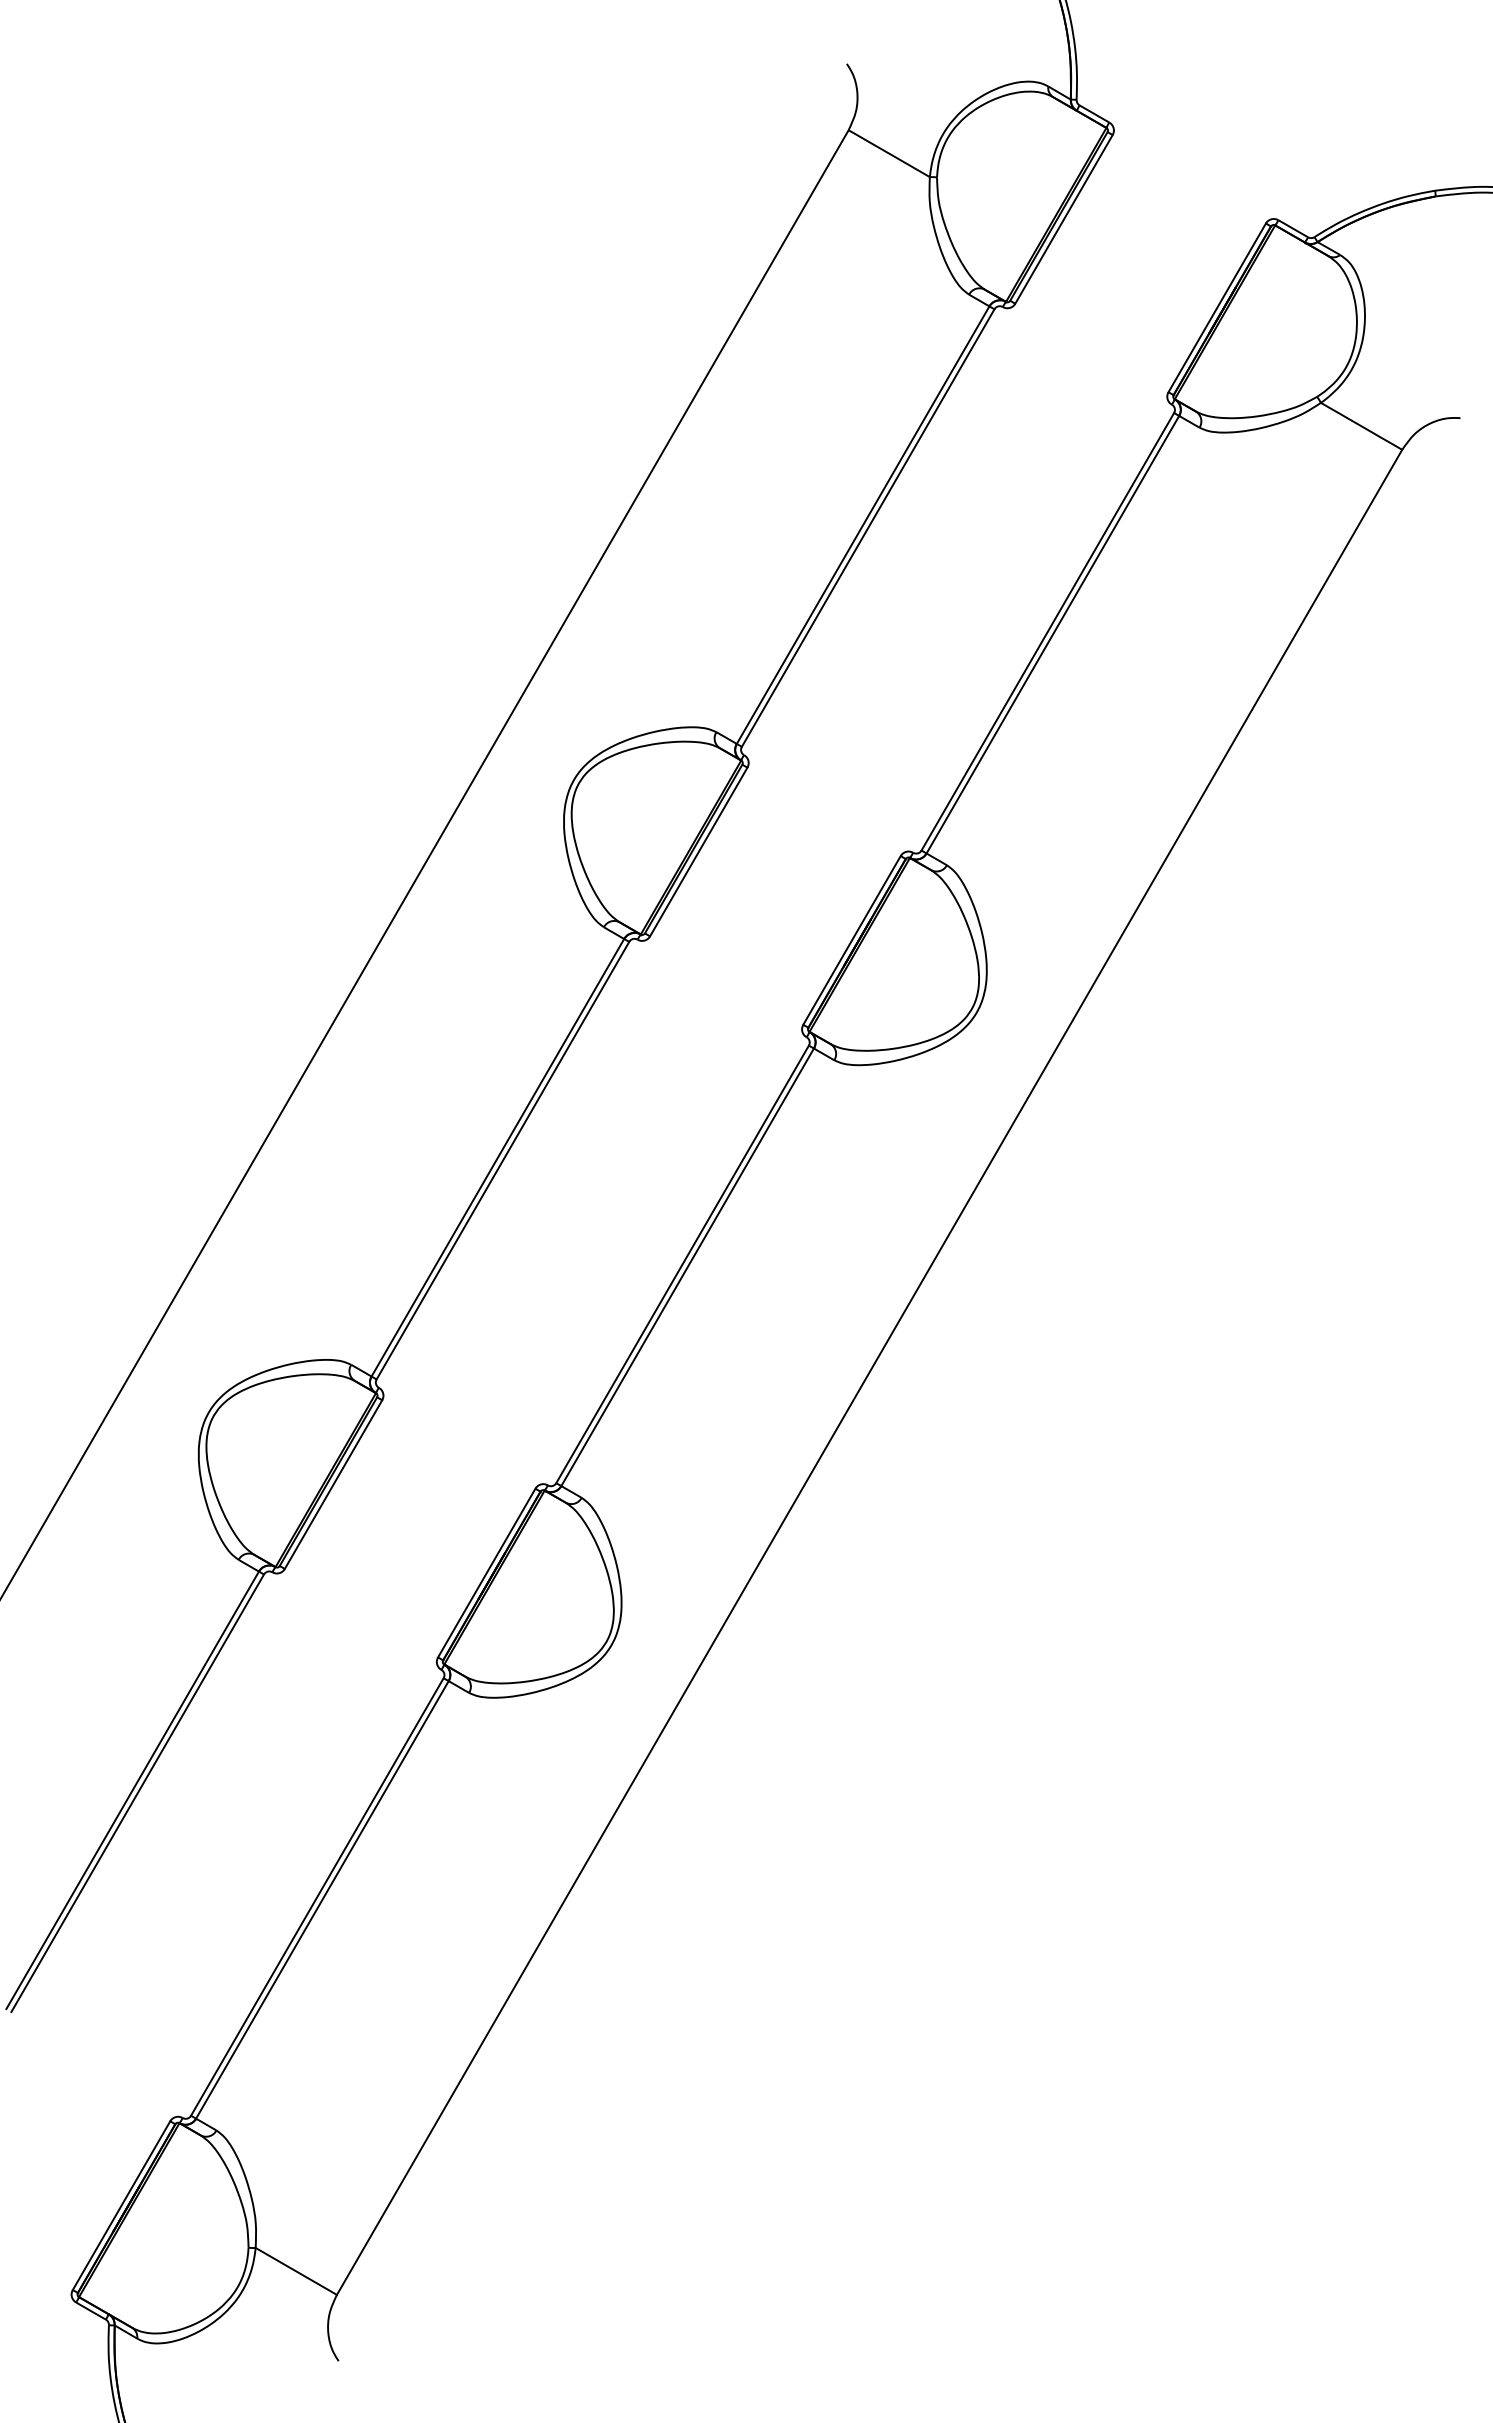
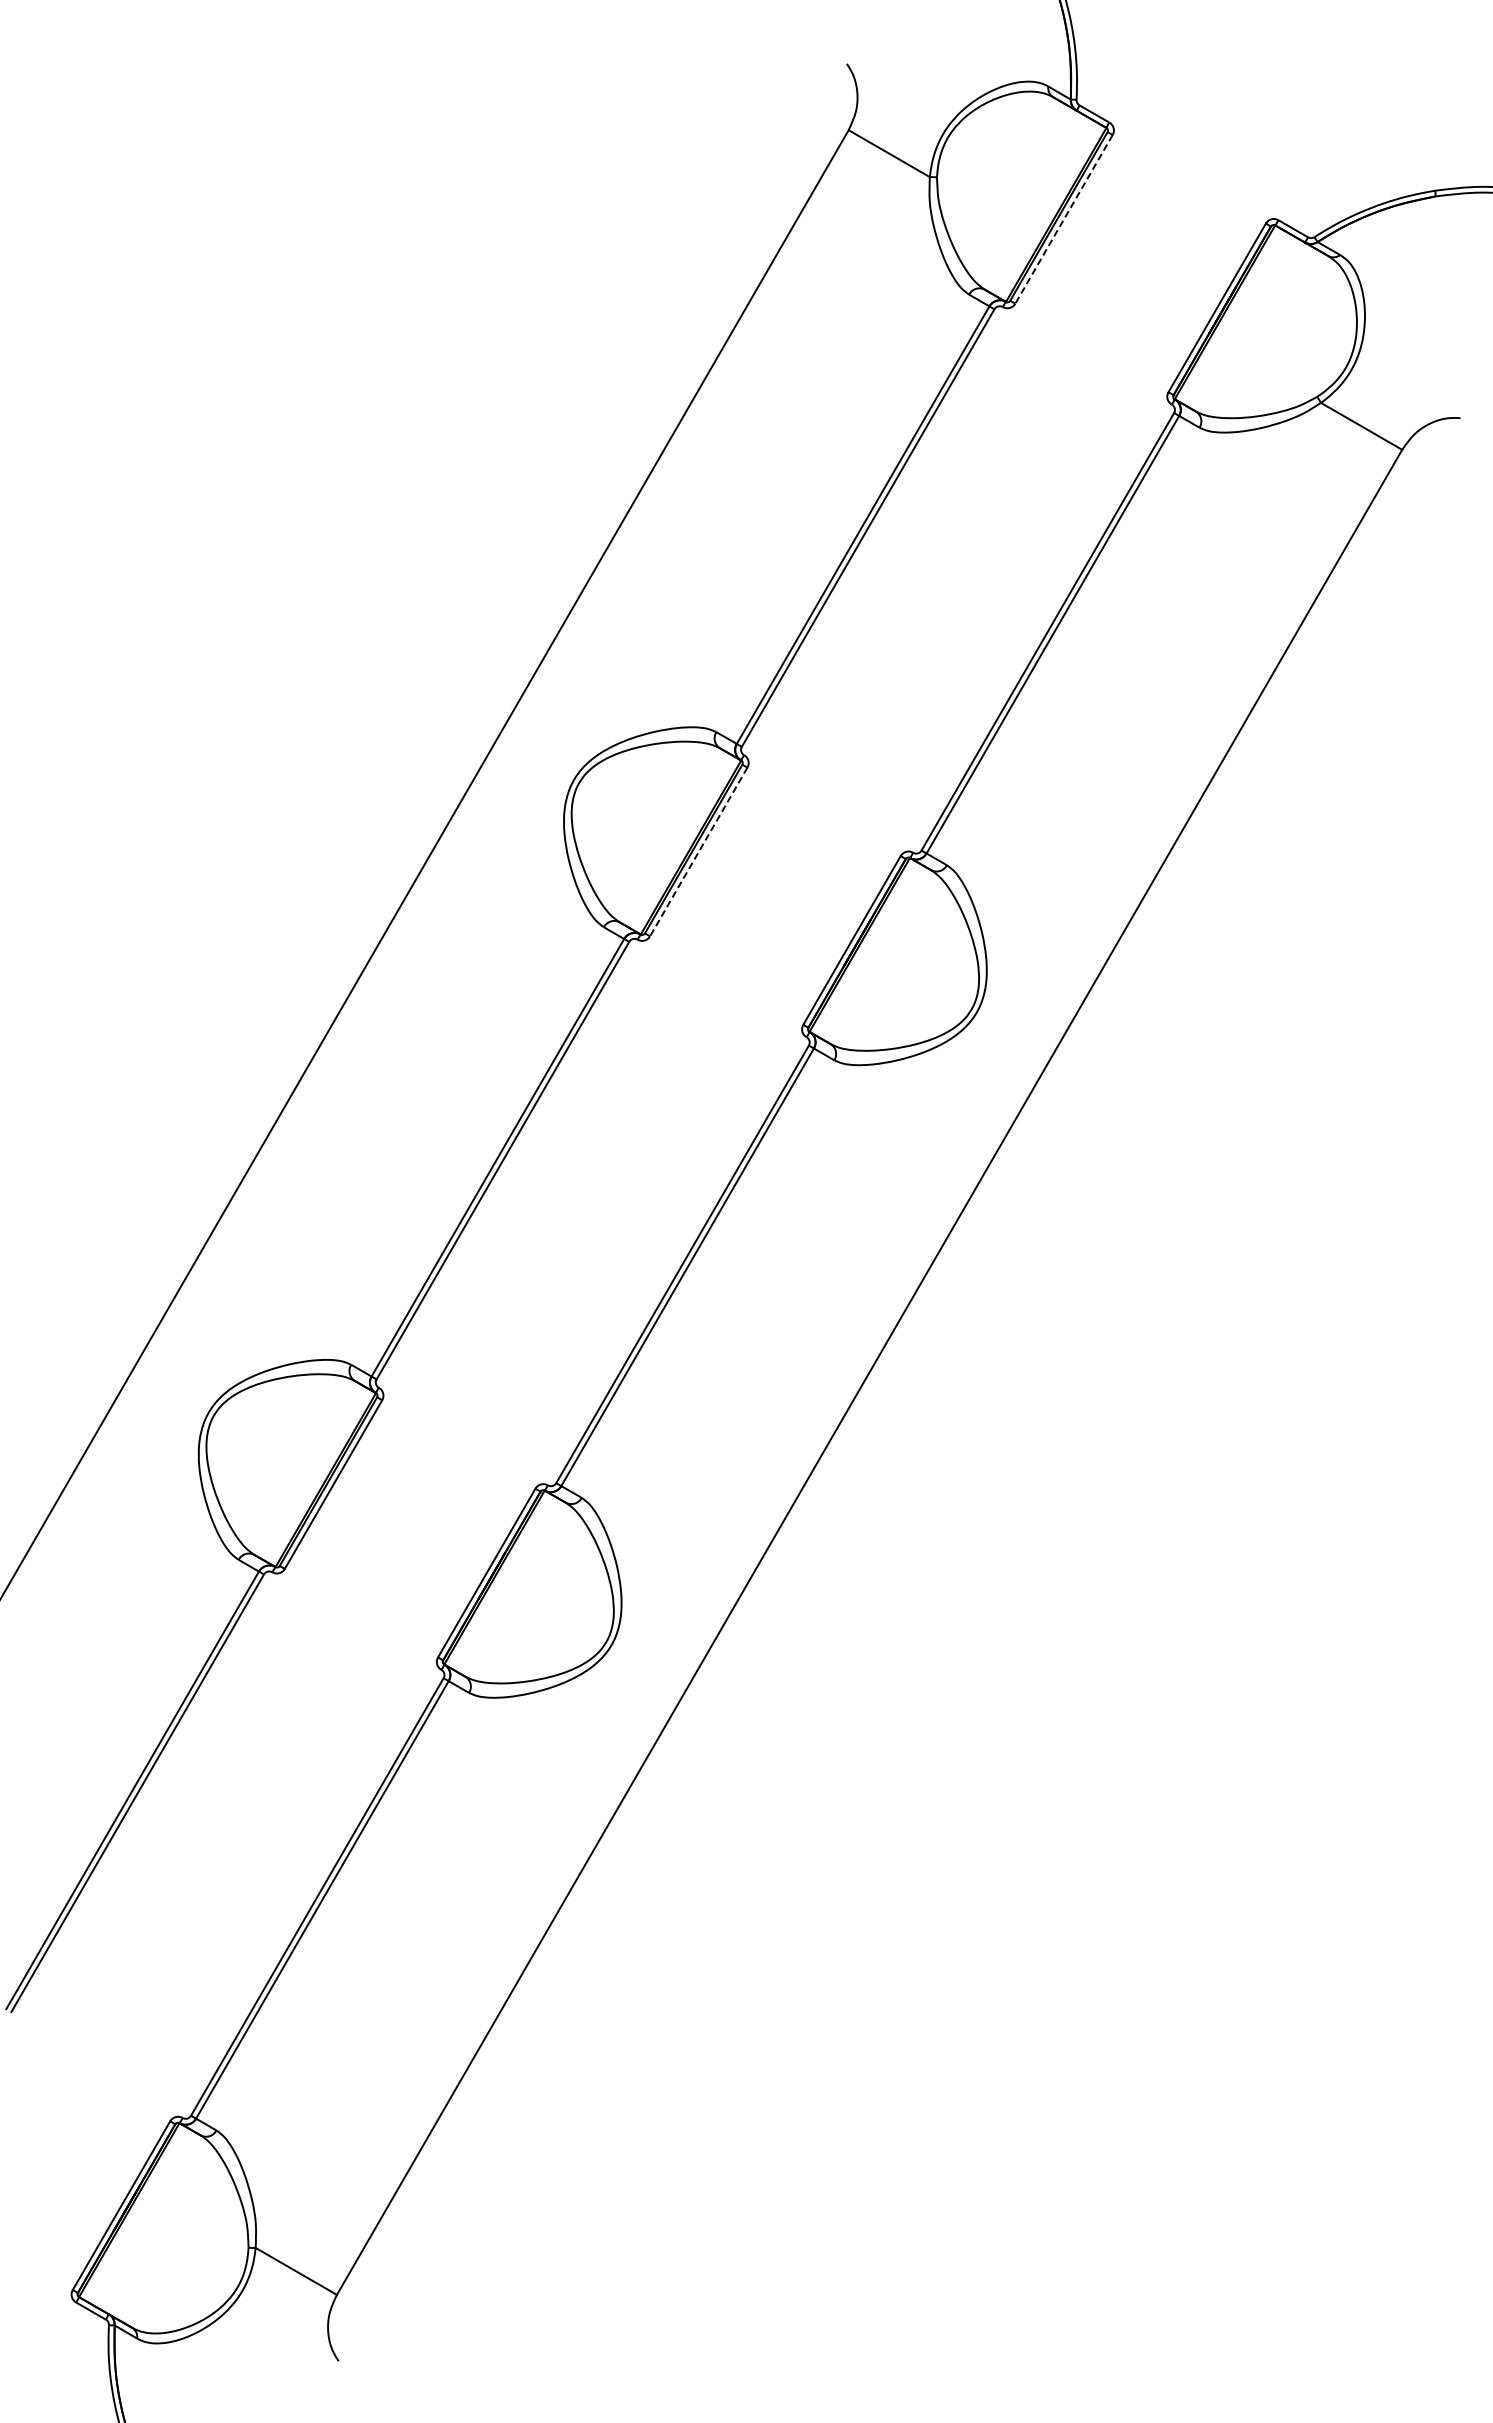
line: solid -> dashed (1063, 219)
line: solid -> dashed (698, 852)
